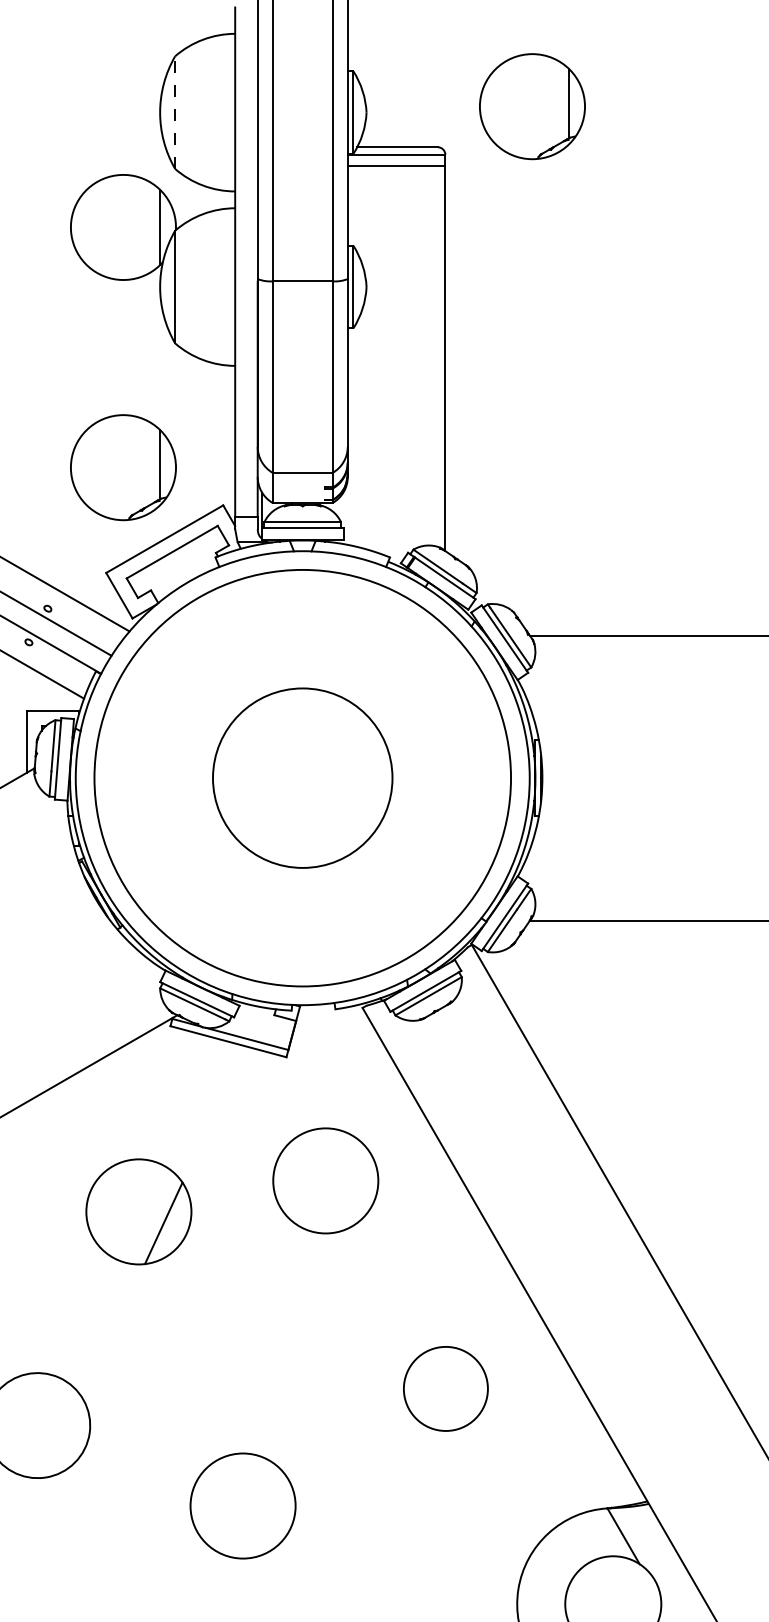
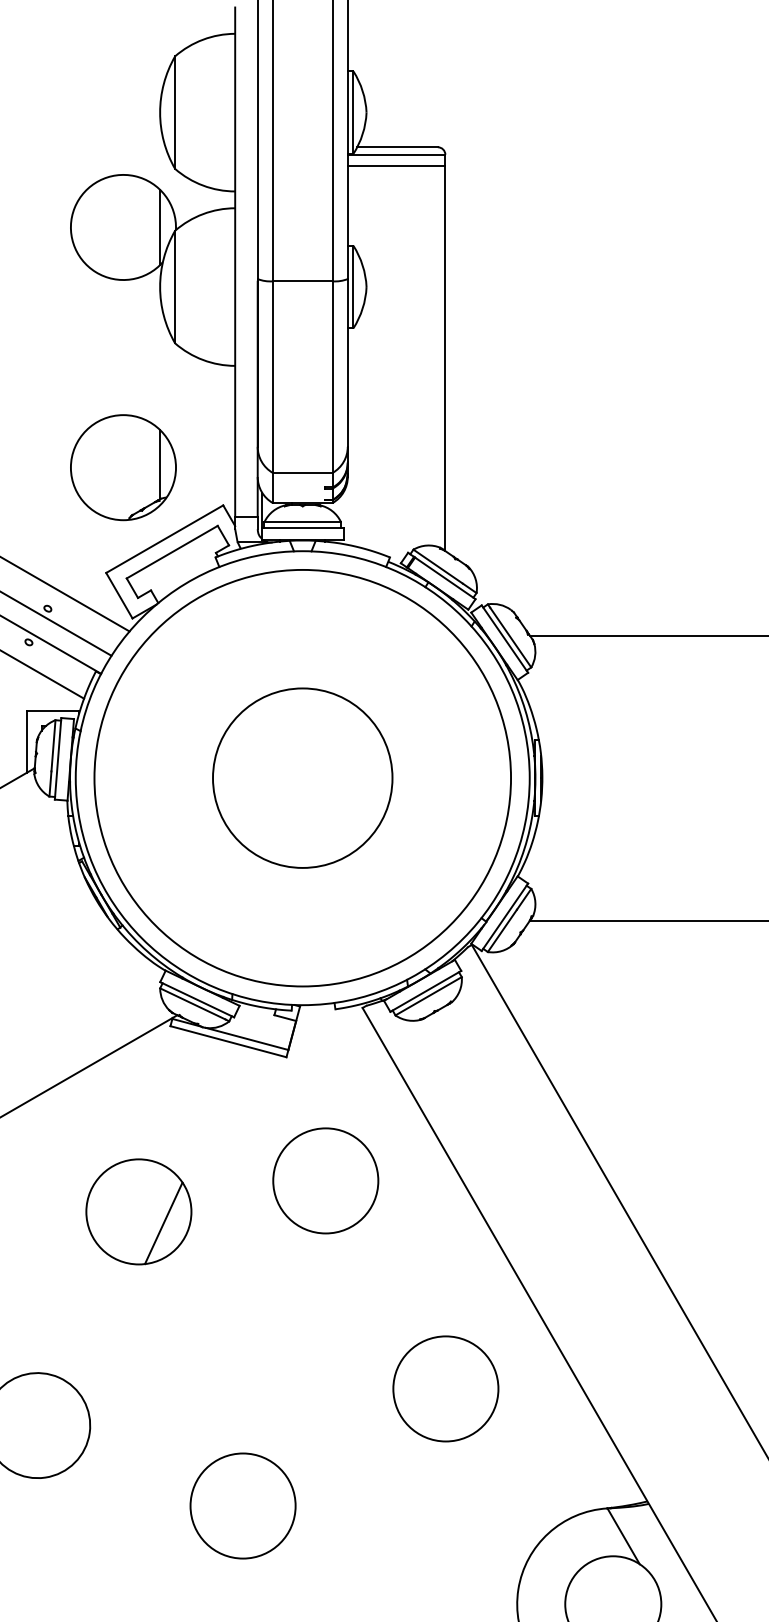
part: present -> none (532, 106)
line: dashed -> solid (175, 112)
circle diameter: 84 px -> 105 px (445, 1388)
